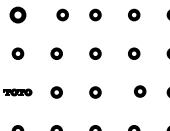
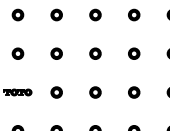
part size: 18x18 px -> 14x14 px (17, 14)
part position: (62, 14) -> (56, 14) (56, 14)
part position: (140, 91) -> (134, 92) (134, 92)
